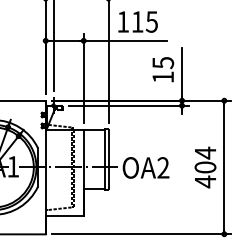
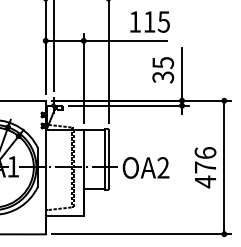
text position: (137, 21) -> (149, 21) (149, 21)
text: 15 -> 35 (163, 77)
text: 404 -> 476 (205, 159)
